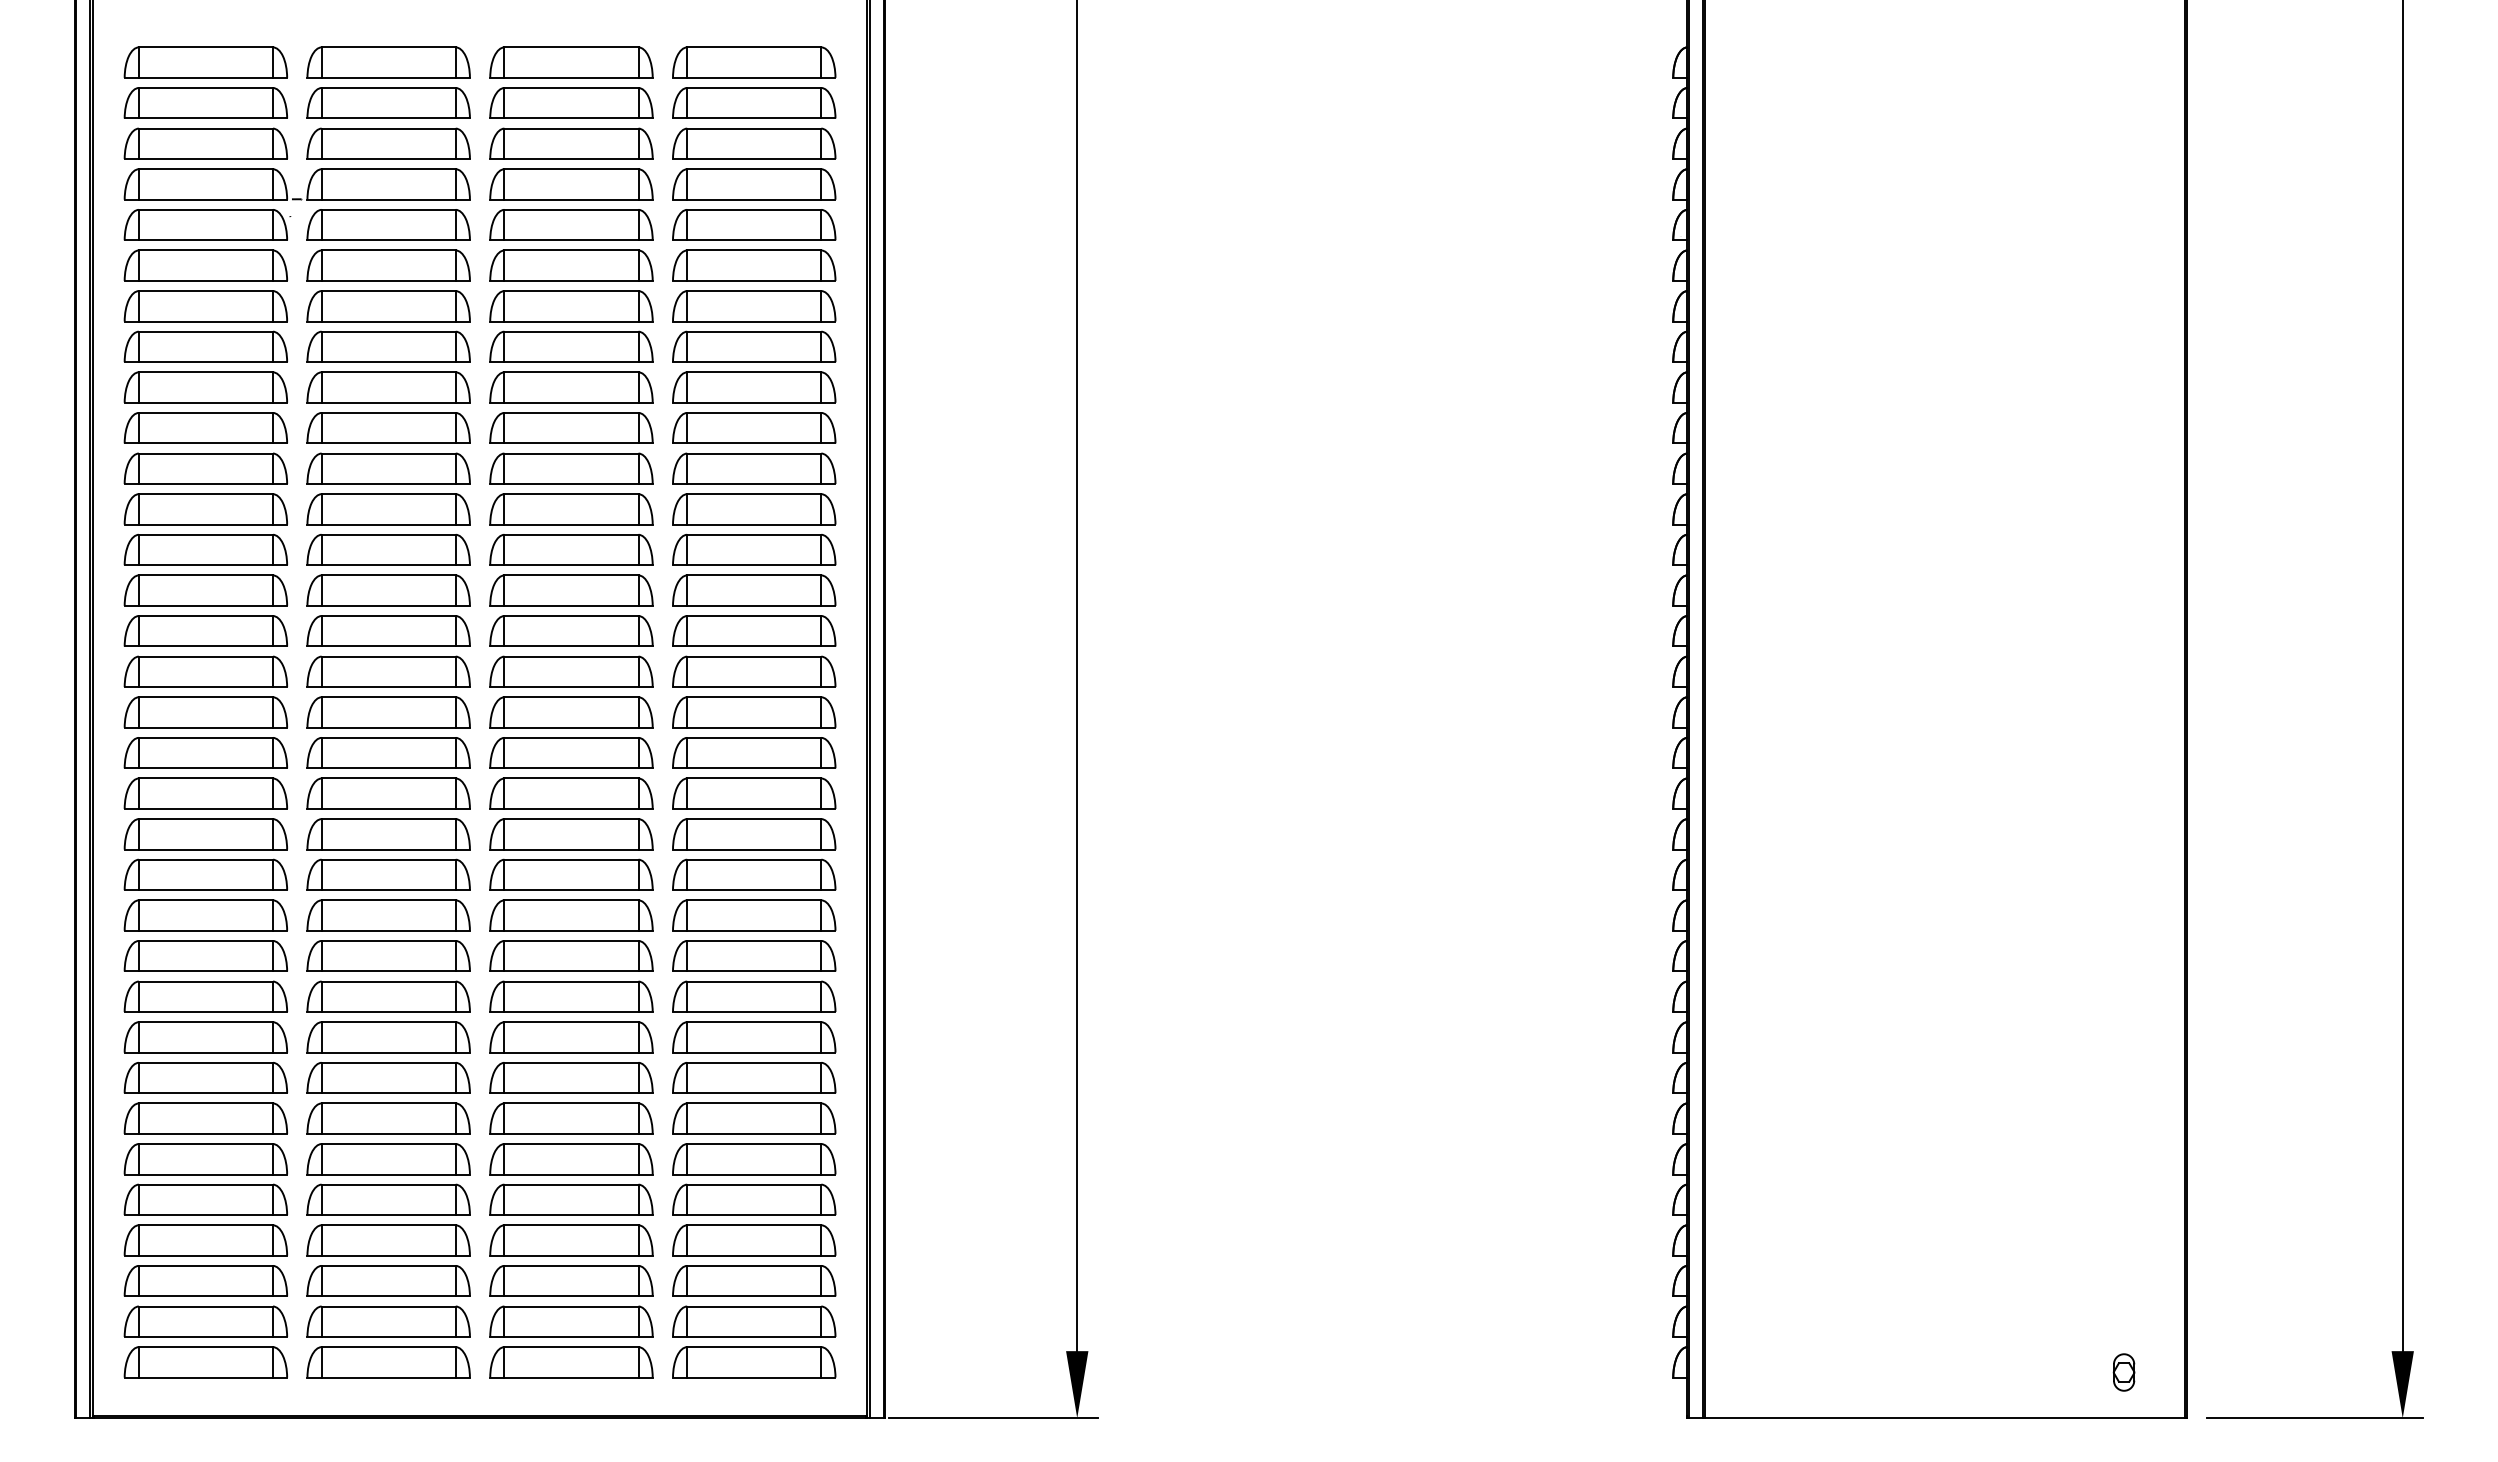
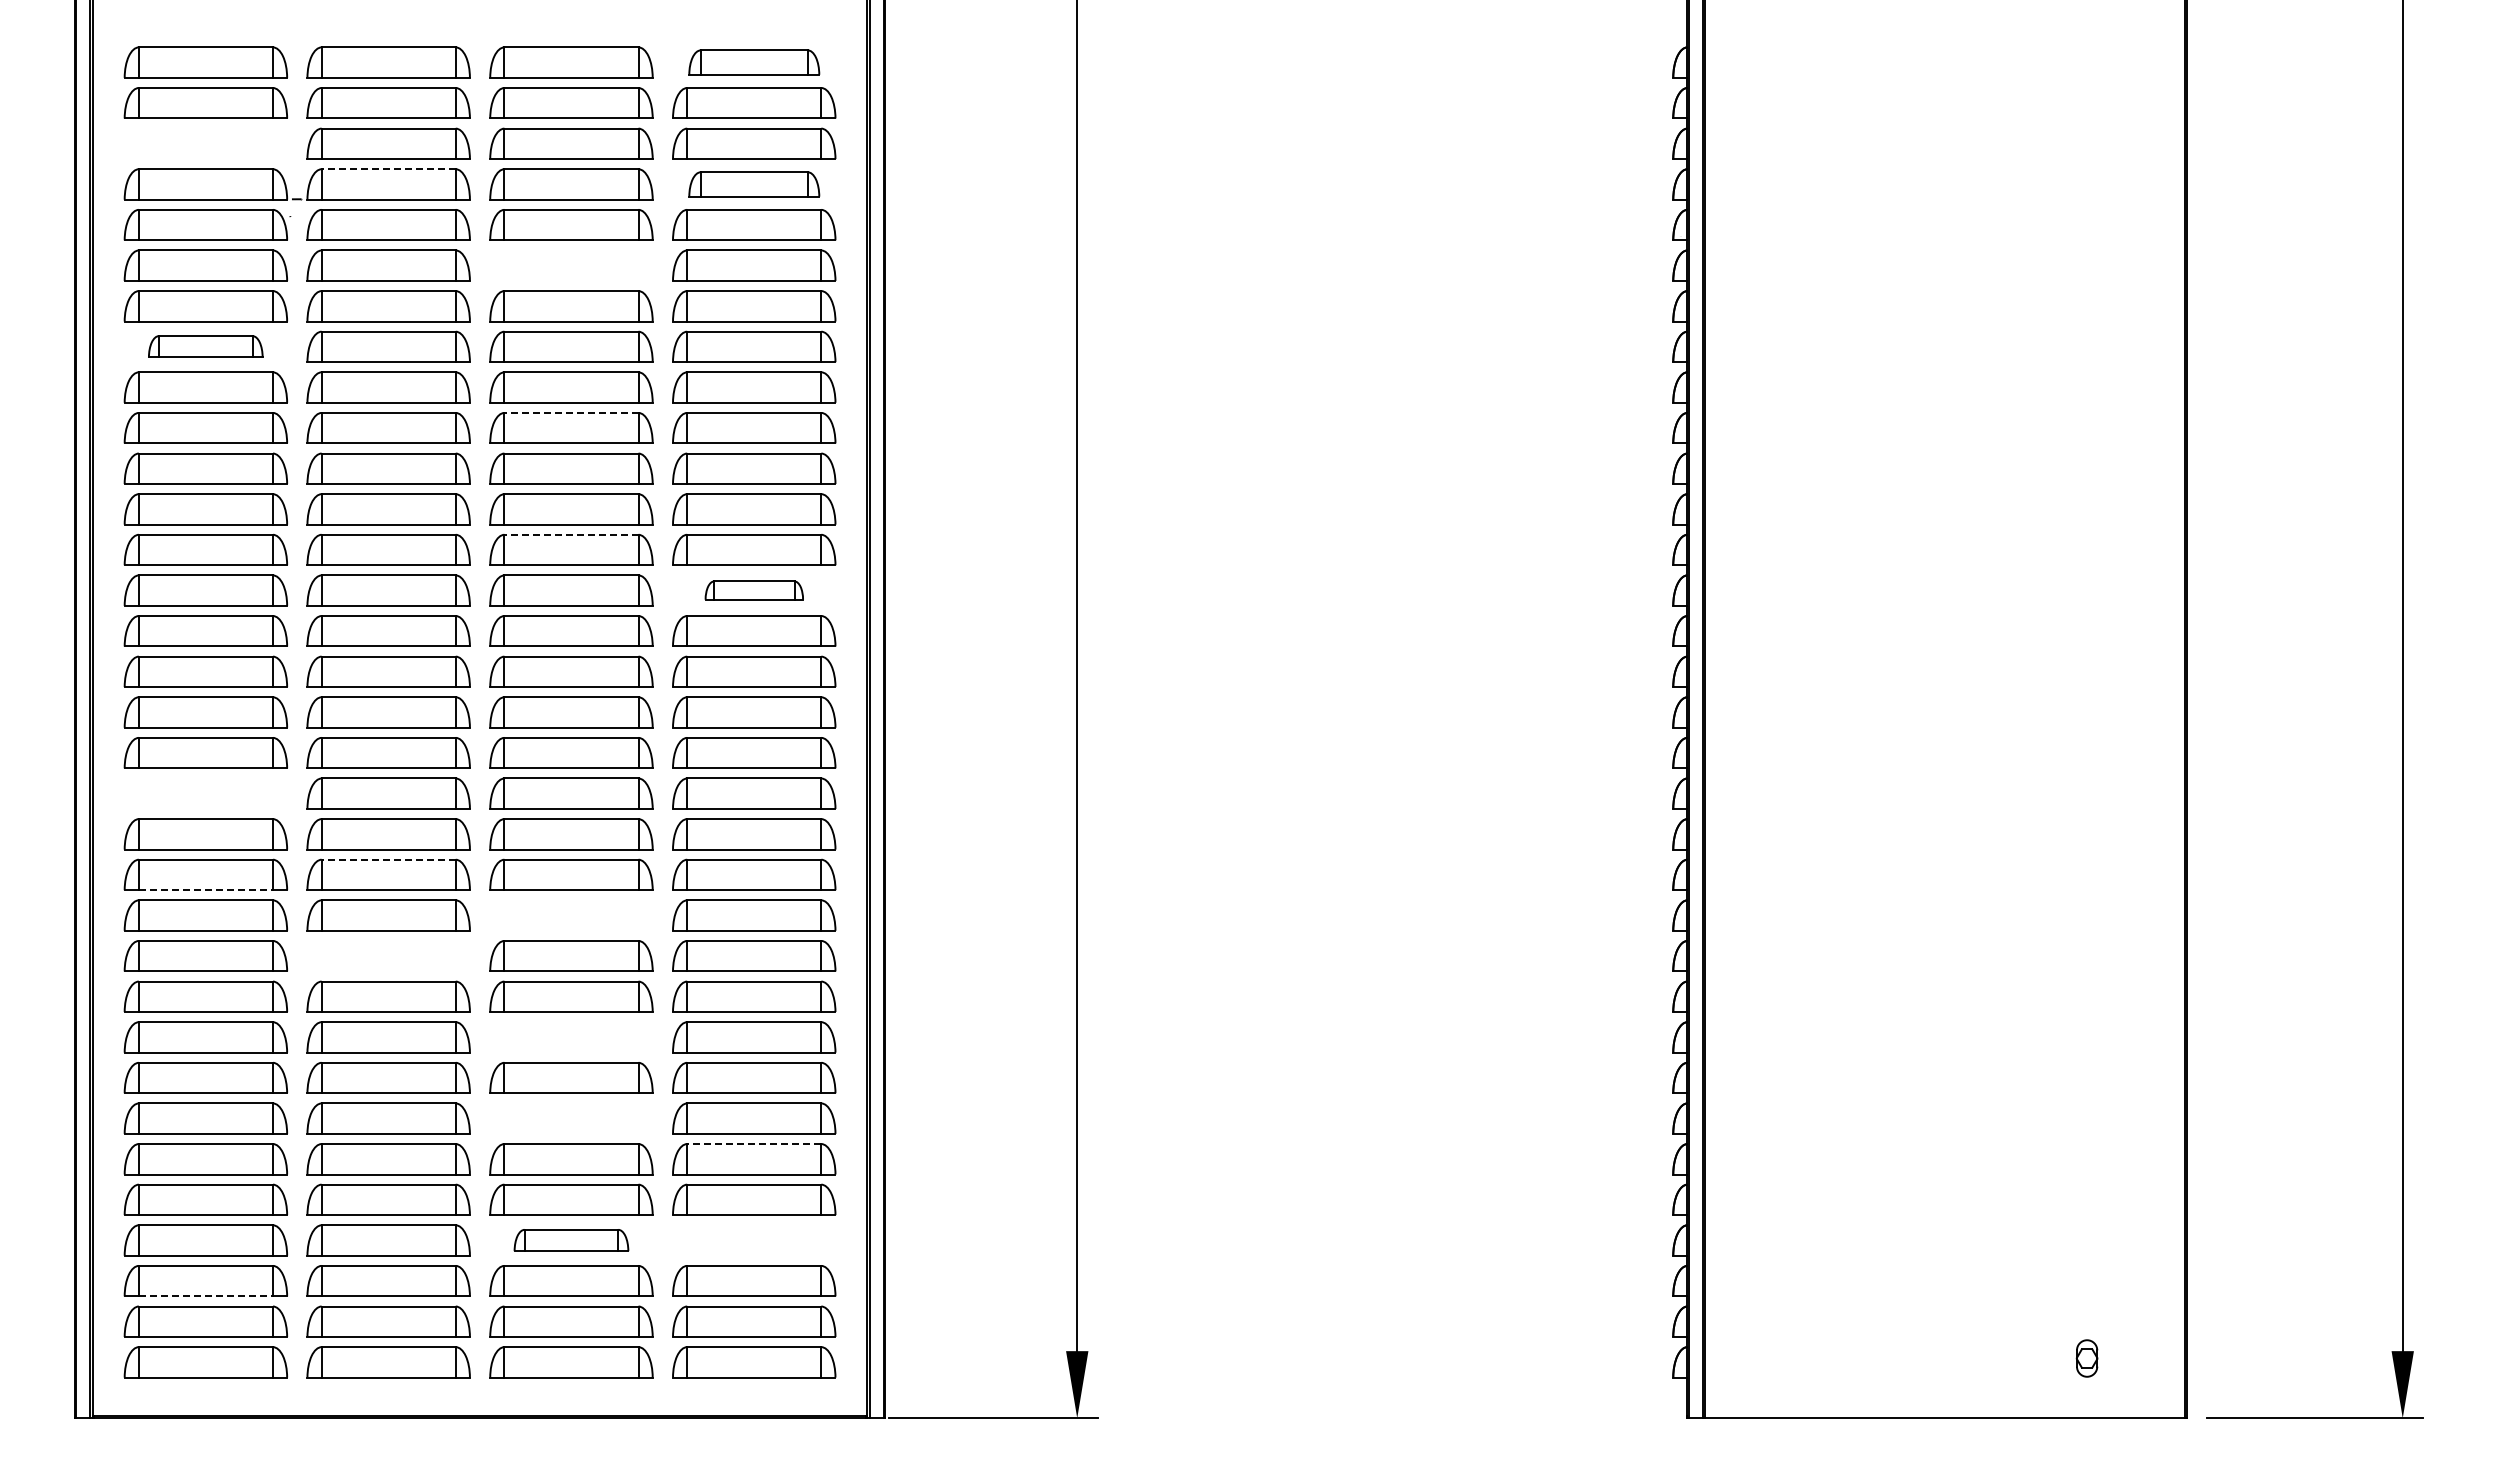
part size: 165x33 px -> 133x27 px (754, 62)
part: present -> none (205, 143)
line: solid -> dashed (388, 169)
part size: 165x33 px -> 133x27 px (754, 184)
part: present -> none (571, 265)
part size: 165x33 px -> 116x23 px (205, 346)
line: solid -> dashed (570, 412)
line: solid -> dashed (570, 534)
part size: 165x33 px -> 100x21 px (753, 590)
part: present -> none (205, 793)
line: solid -> dashed (388, 859)
line: solid -> dashed (206, 890)
part: present -> none (571, 915)
part: present -> none (388, 955)
part: present -> none (571, 1037)
part: present -> none (571, 1118)
line: solid -> dashed (753, 1144)
part size: 165x33 px -> 117x23 px (571, 1240)
part: present -> none (754, 1240)
line: solid -> dashed (206, 1296)
part position: (2123, 1372) -> (2086, 1358) (2086, 1358)
